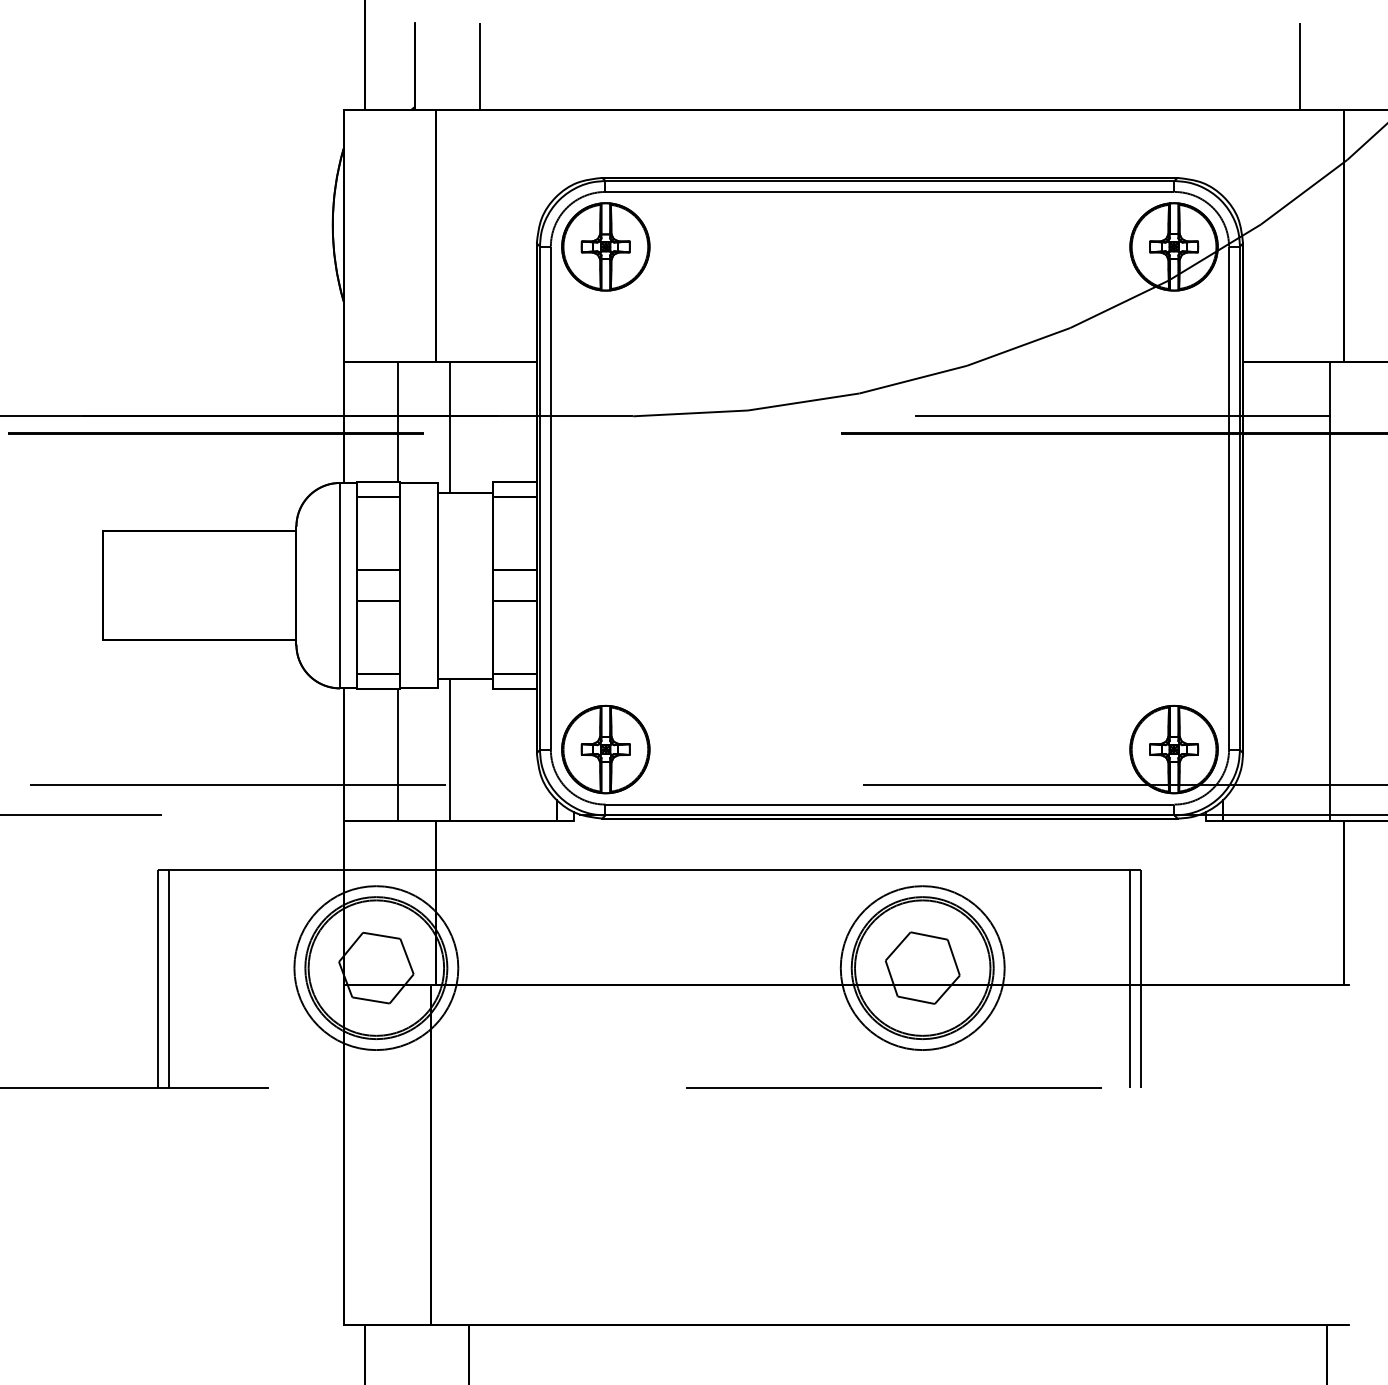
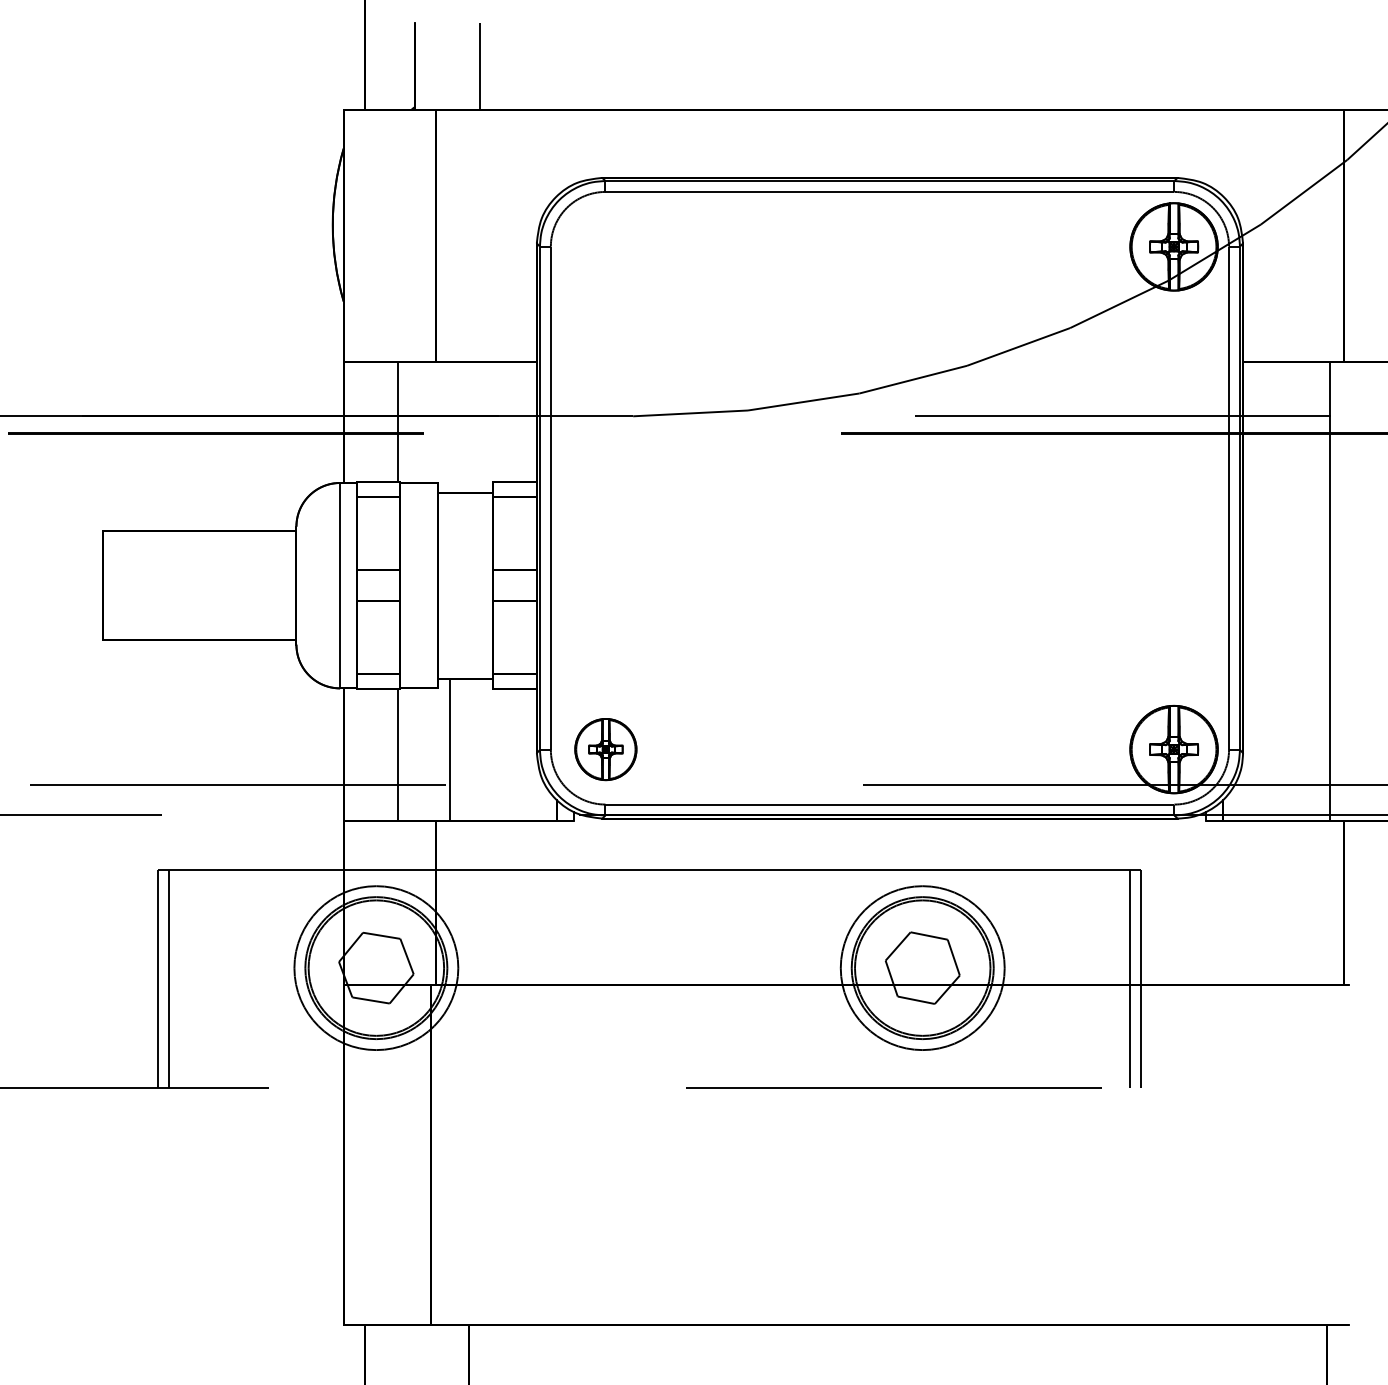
line: present -> none (1299, 66)
part: present -> none (605, 246)
line: present -> none (449, 426)
part size: 90x91 px -> 64x64 px (605, 749)
